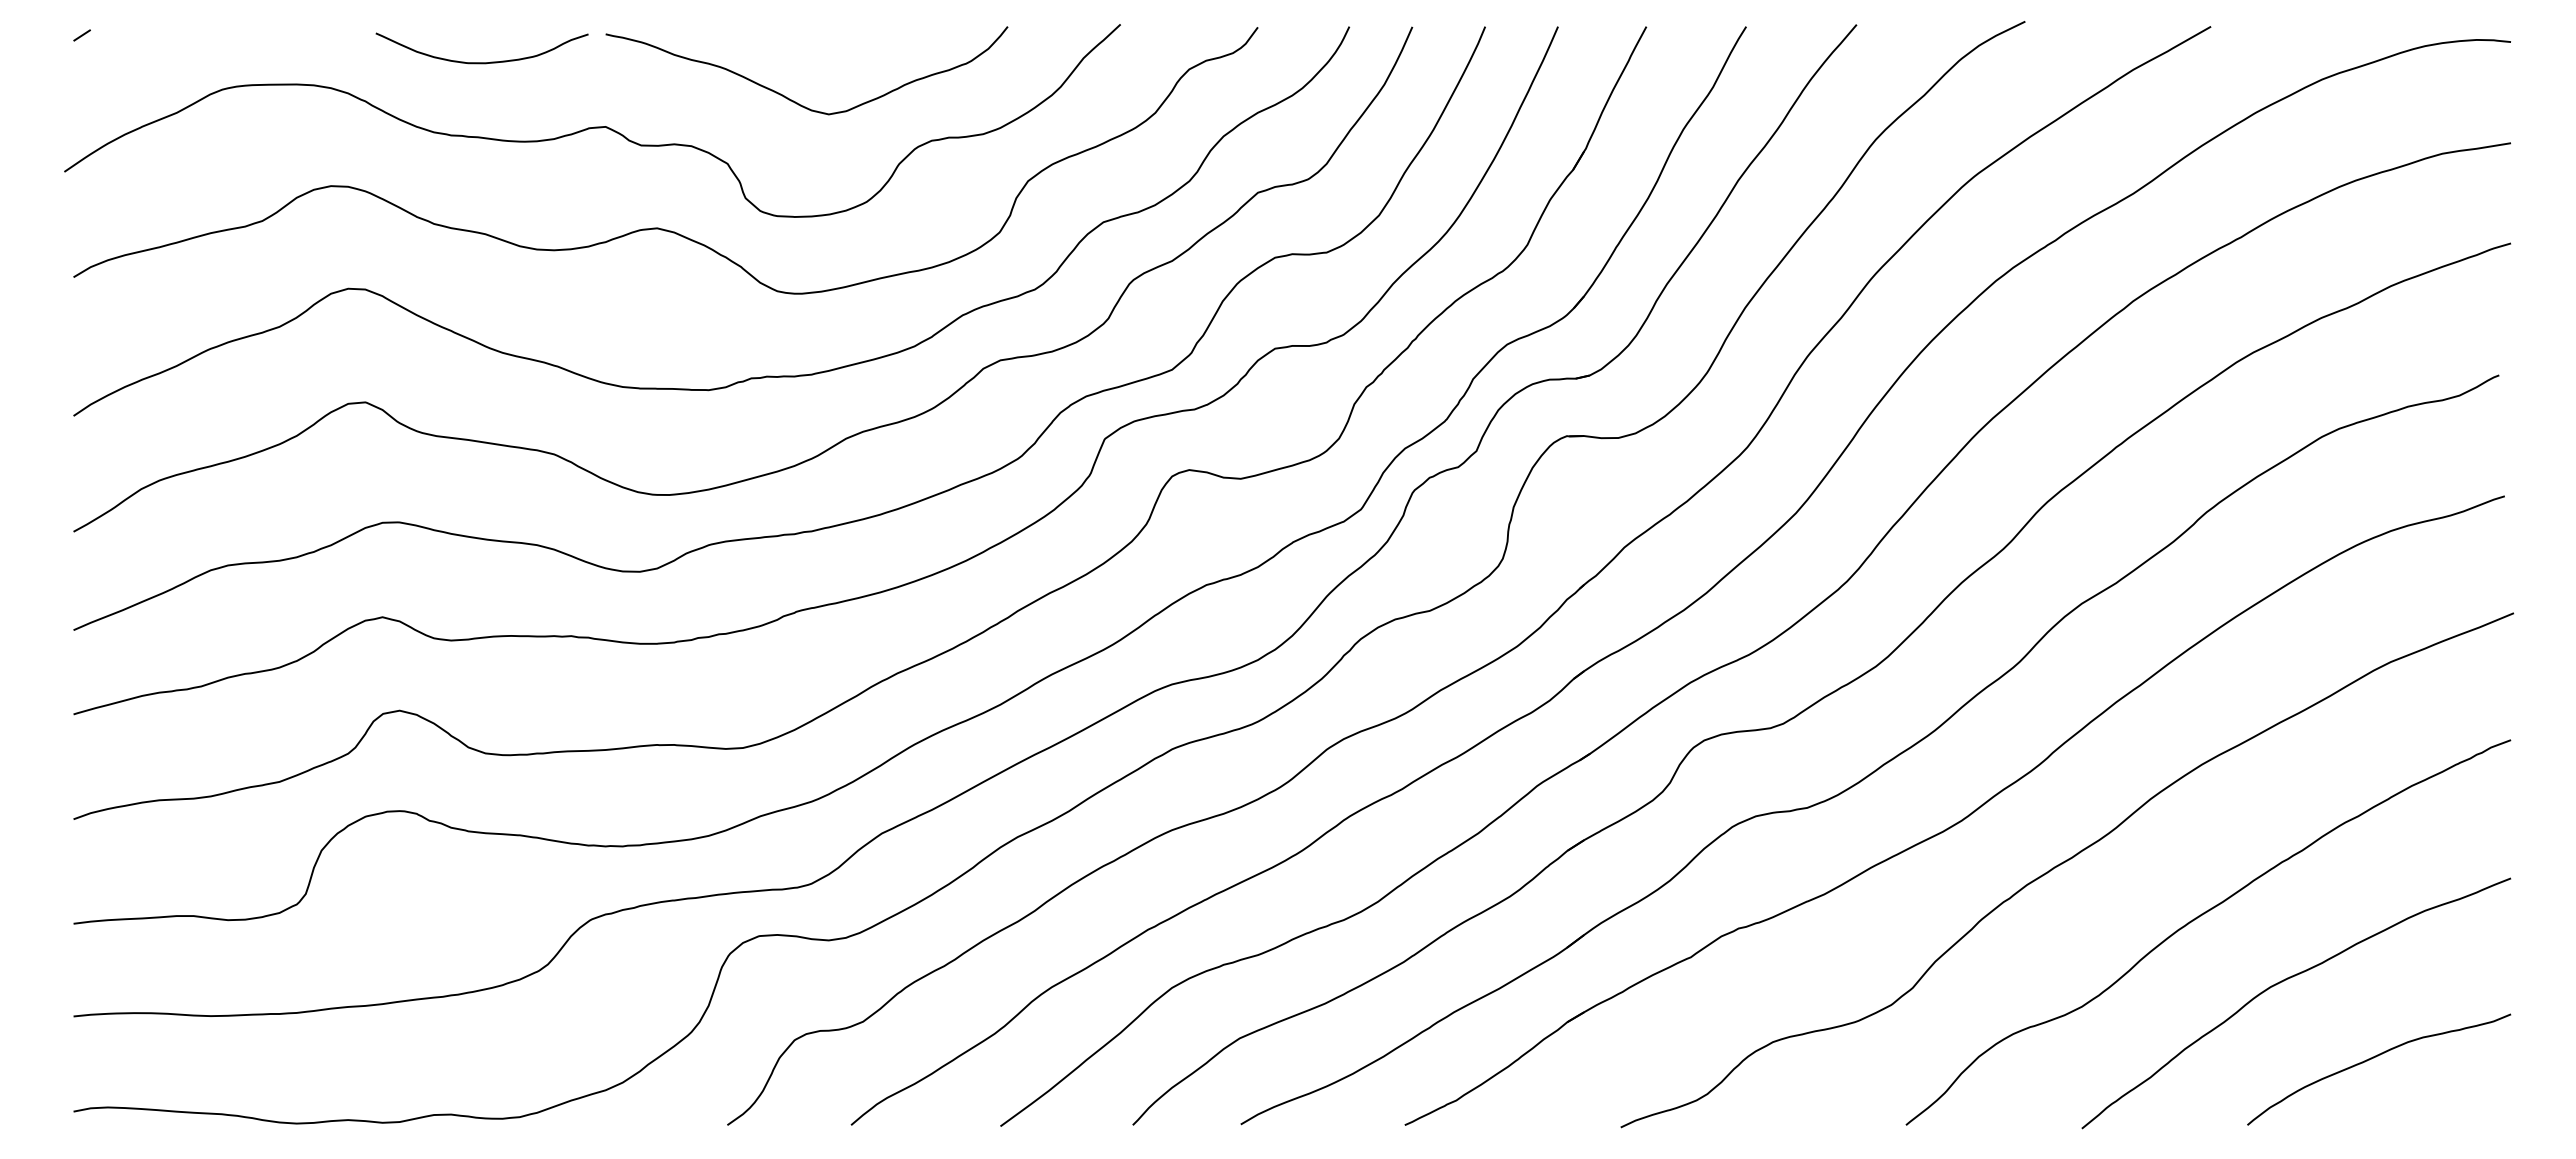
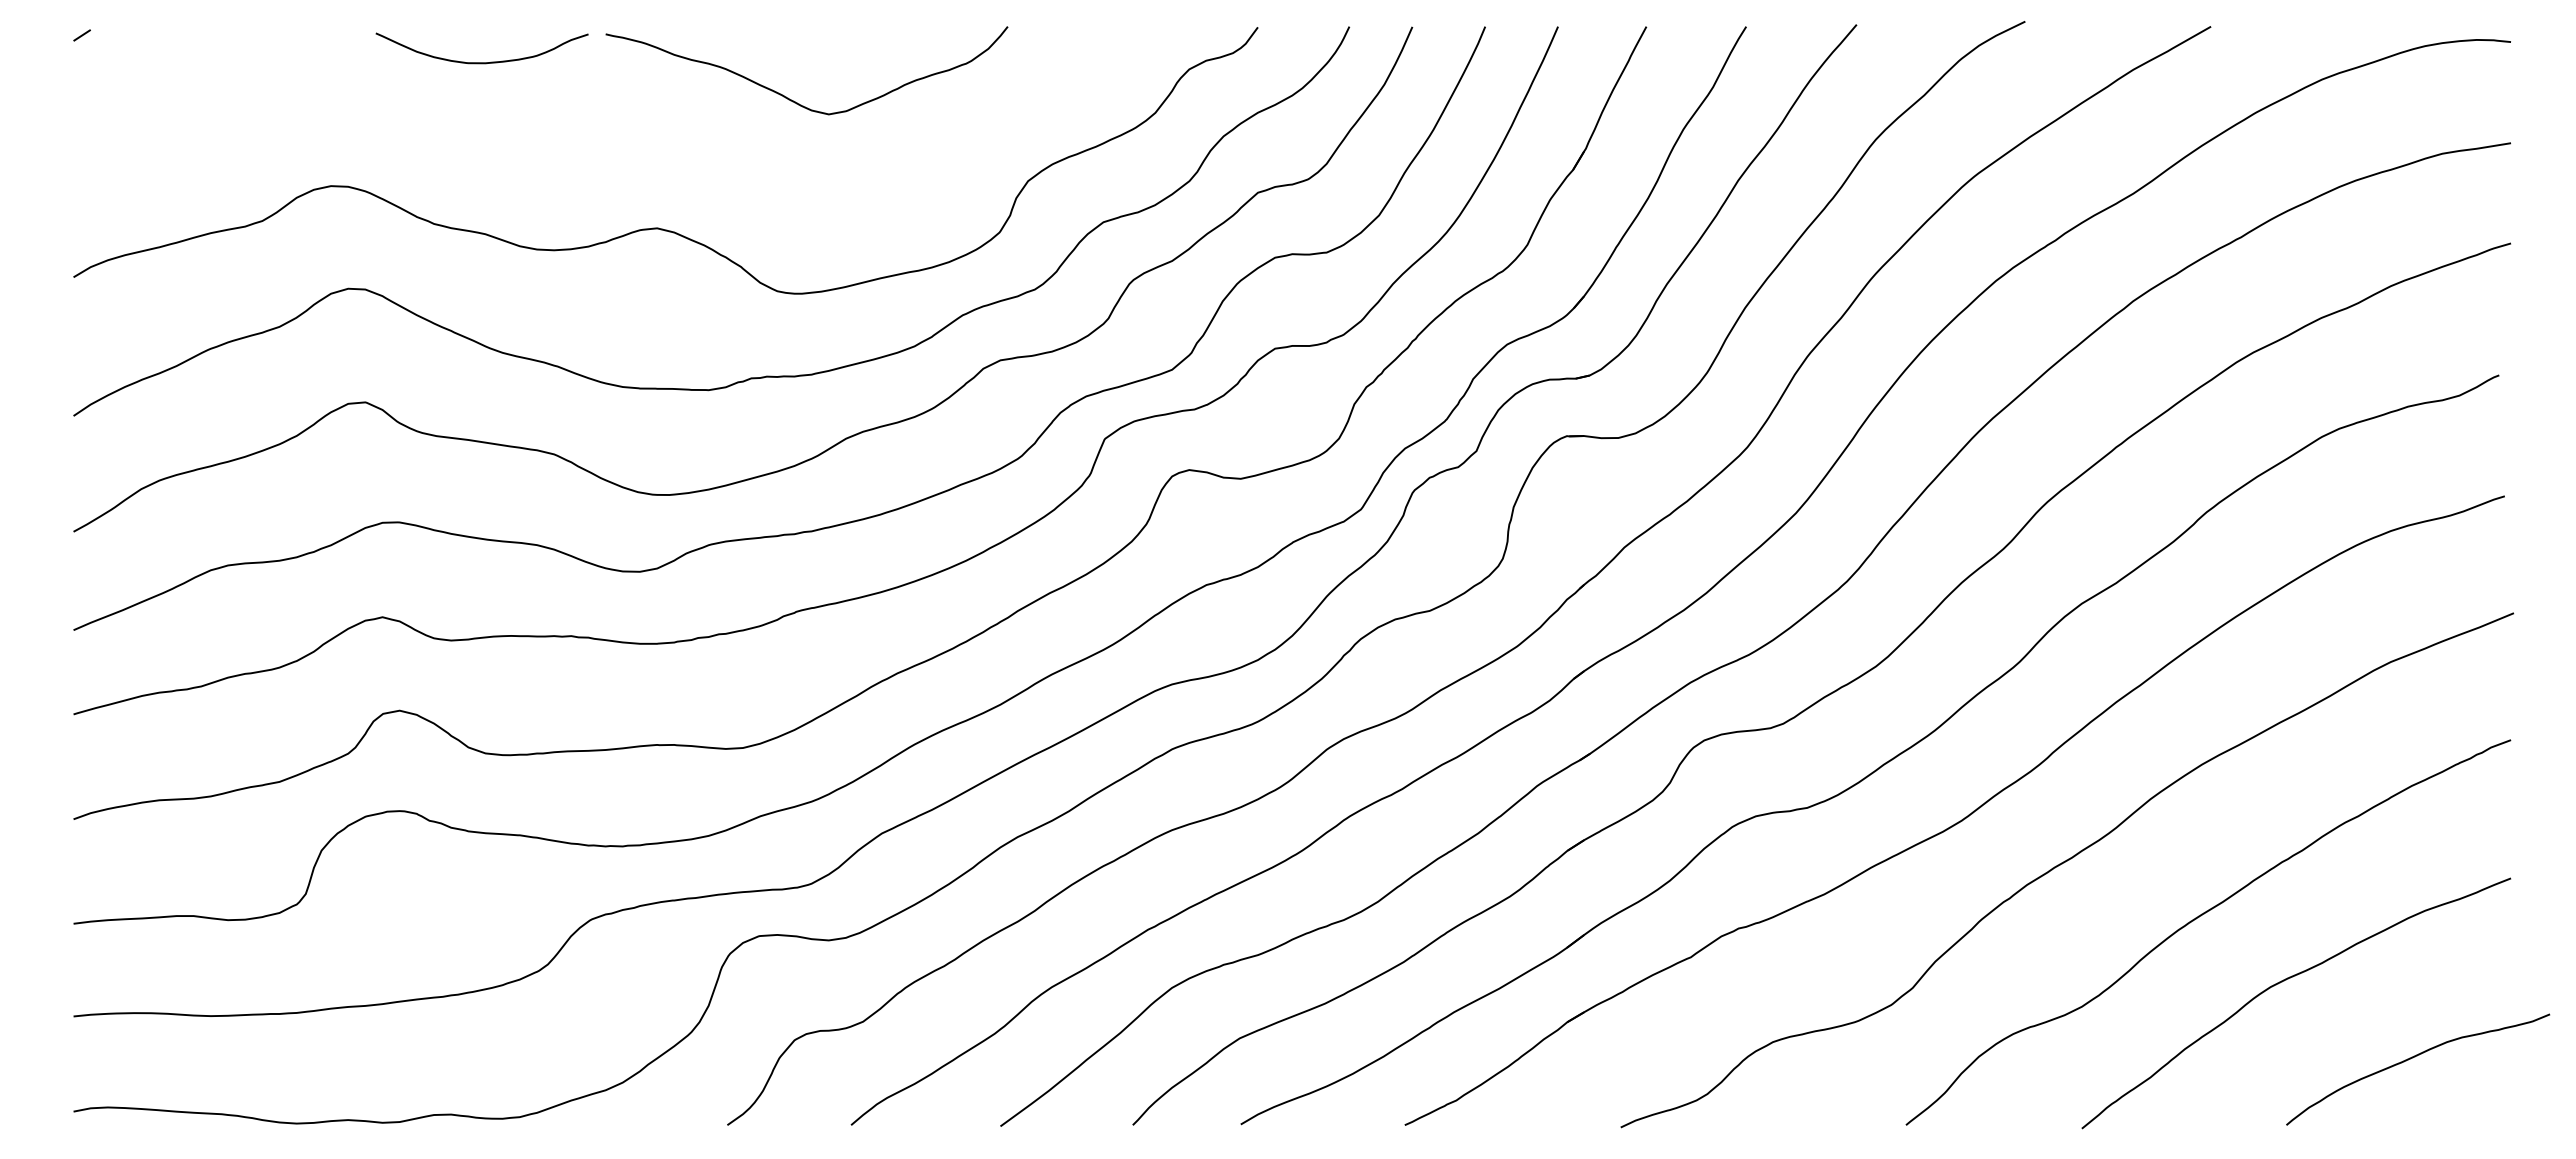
curve: present -> none (594, 126)
curve position: (2376, 1057) -> (2415, 1057) (2415, 1057)
